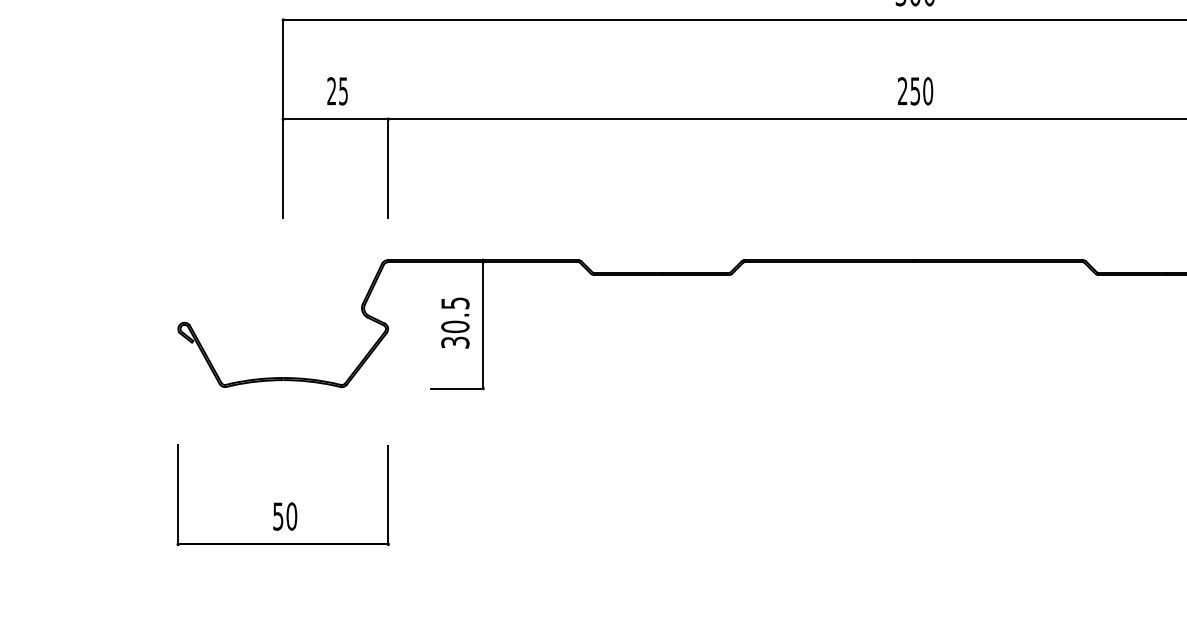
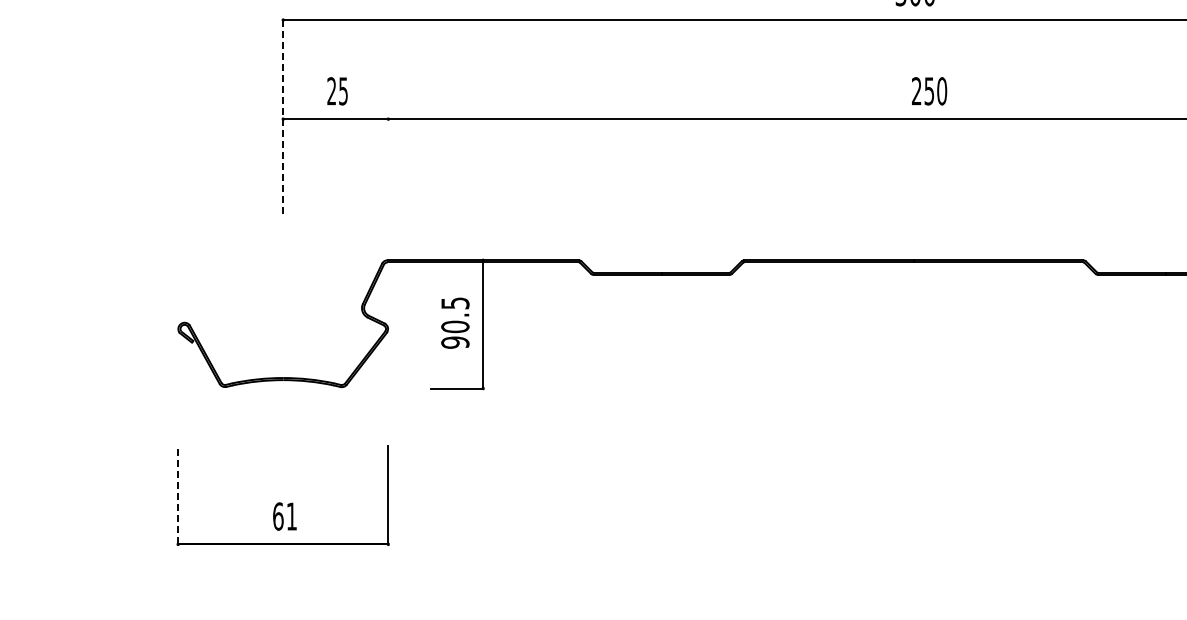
text position: (915, 91) -> (929, 91) (929, 91)
line: solid -> dashed (283, 119)
line: present -> none (388, 168)
text: 30.5 -> 90.5 (455, 342)
line: solid -> dashed (178, 494)
text: 50 -> 61 (285, 516)
